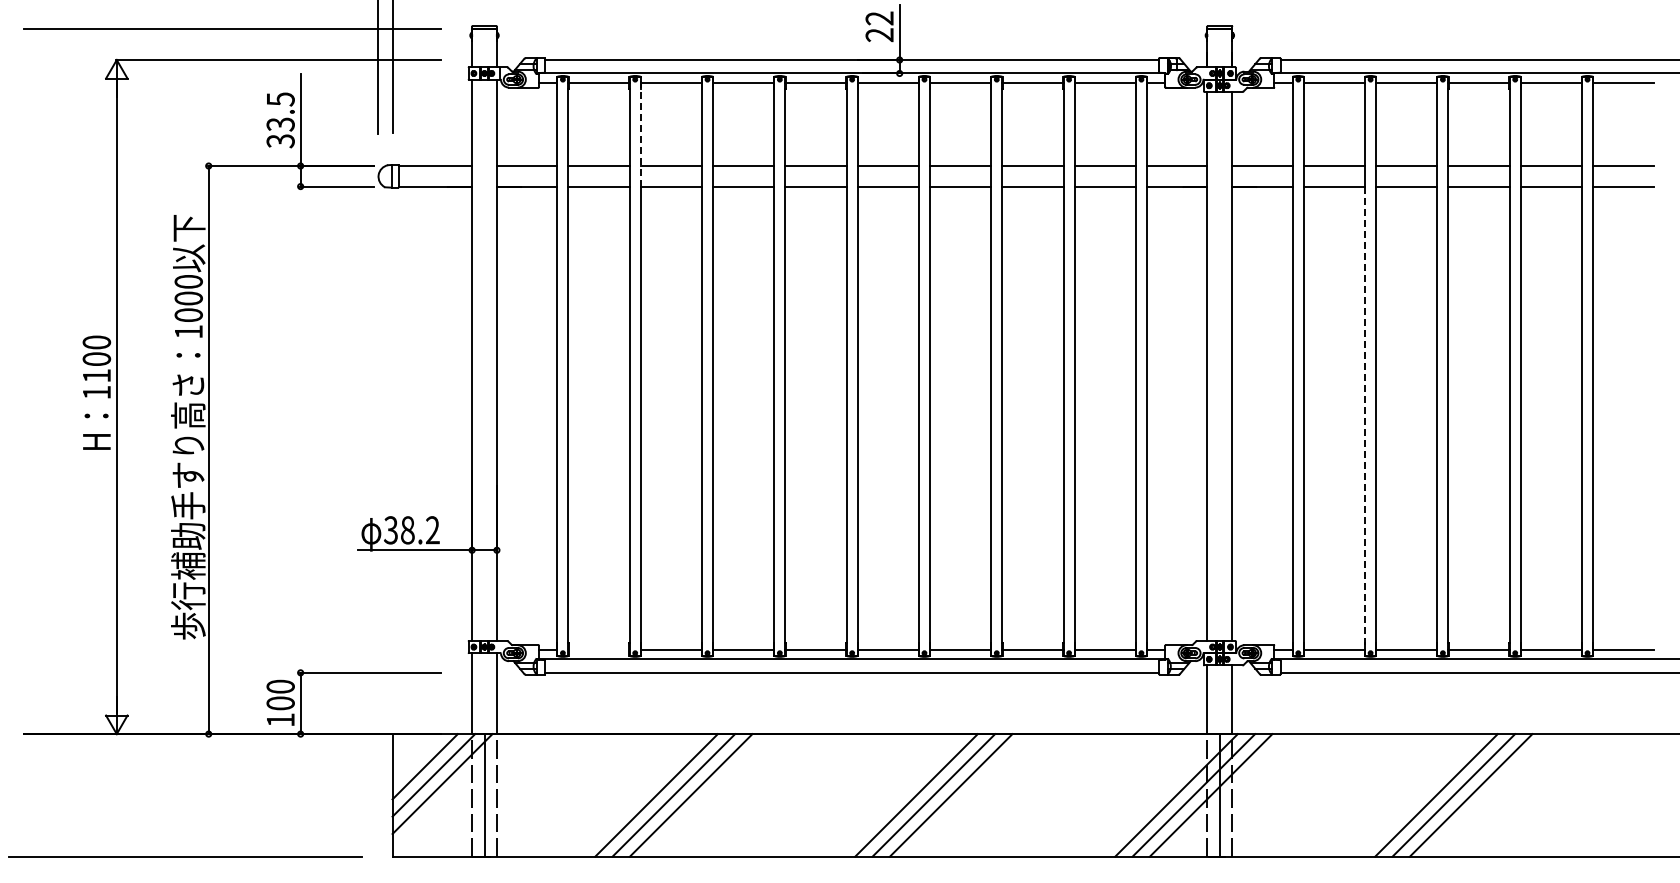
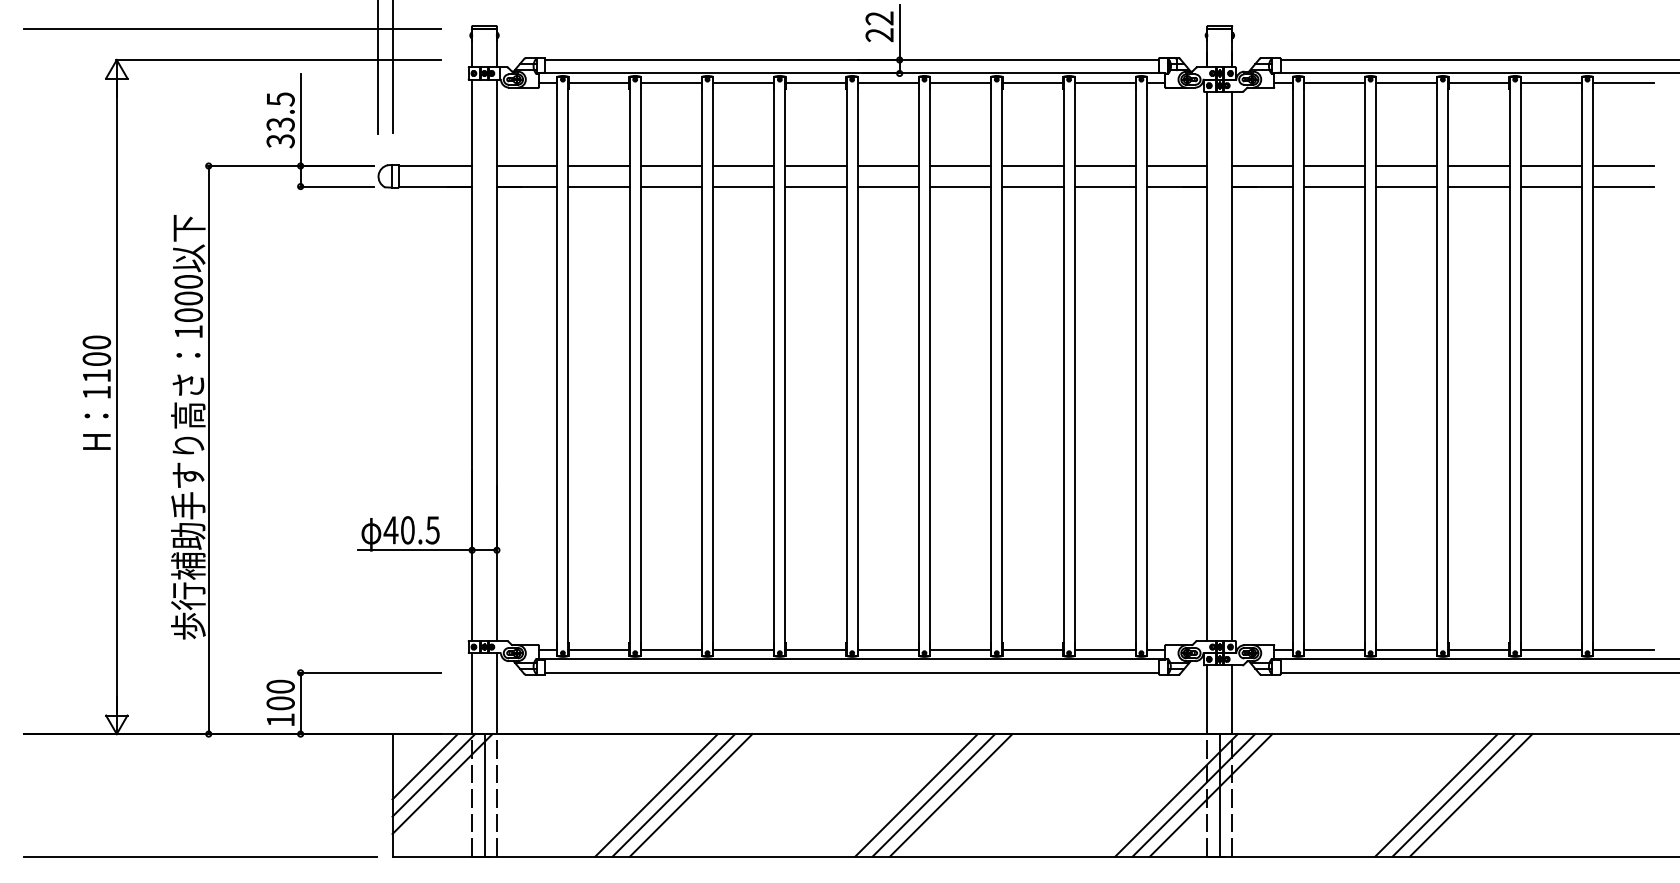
line: dashed -> solid (640, 131)
line: dashed -> solid (1365, 421)
text: 38.2 -> 40.5 (411, 530)
line: none -> present (598, 650)
line position: (185, 856) -> (200, 856) (200, 856)
